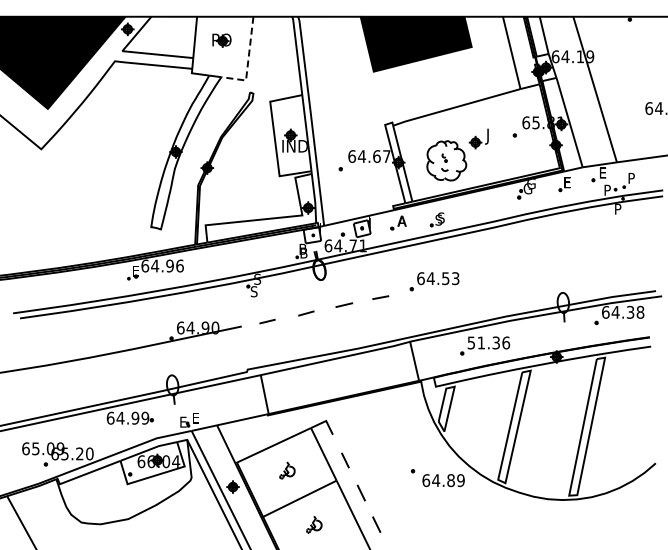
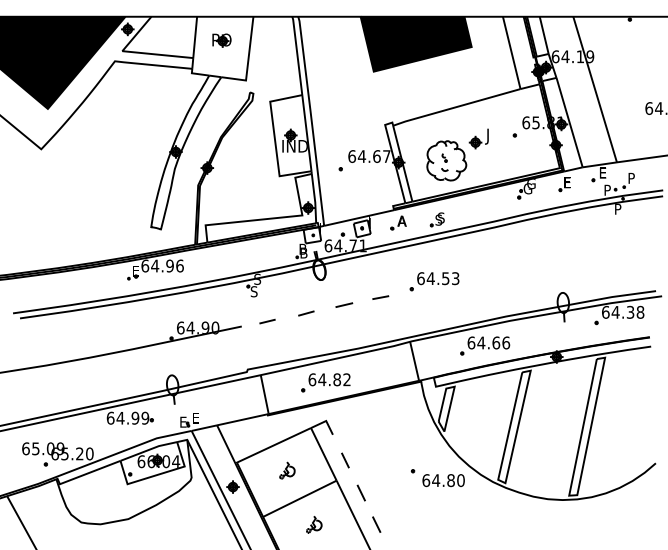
line: dashed -> solid (248, 61)
text: 51.36 -> 64.66 (483, 342)
part: none -> present (325, 382)
text: 64.89 -> 64.80 (460, 480)
